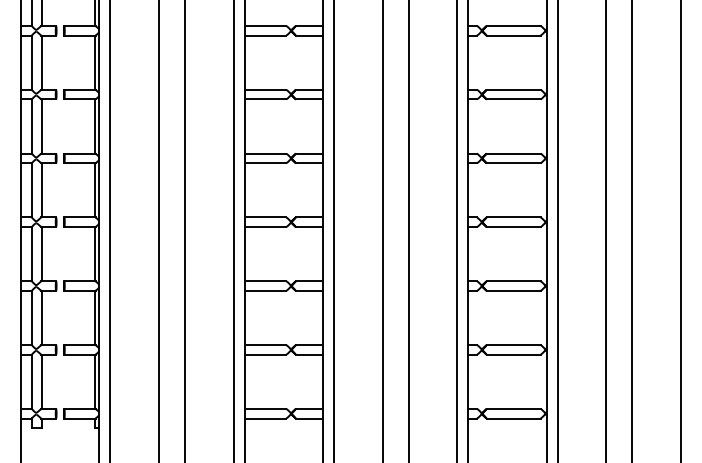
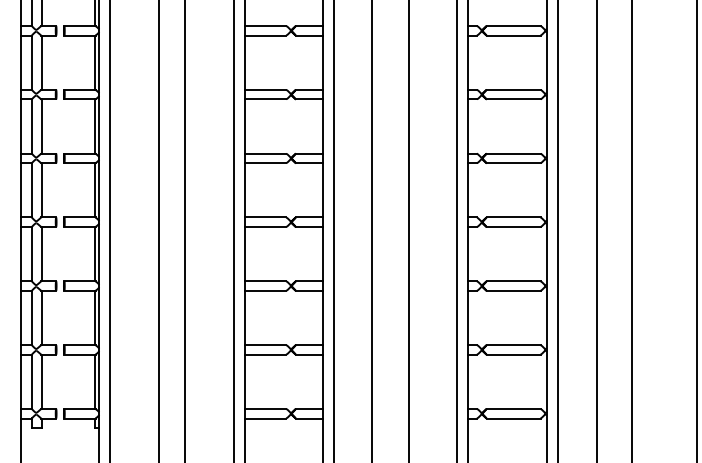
line position: (382, 230) -> (371, 230) (371, 230)
line position: (606, 230) -> (597, 230) (597, 230)
line position: (680, 230) -> (696, 230) (696, 230)
